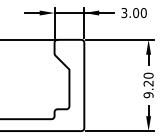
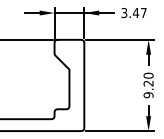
text: 3.00 -> 3.47 (139, 13)
